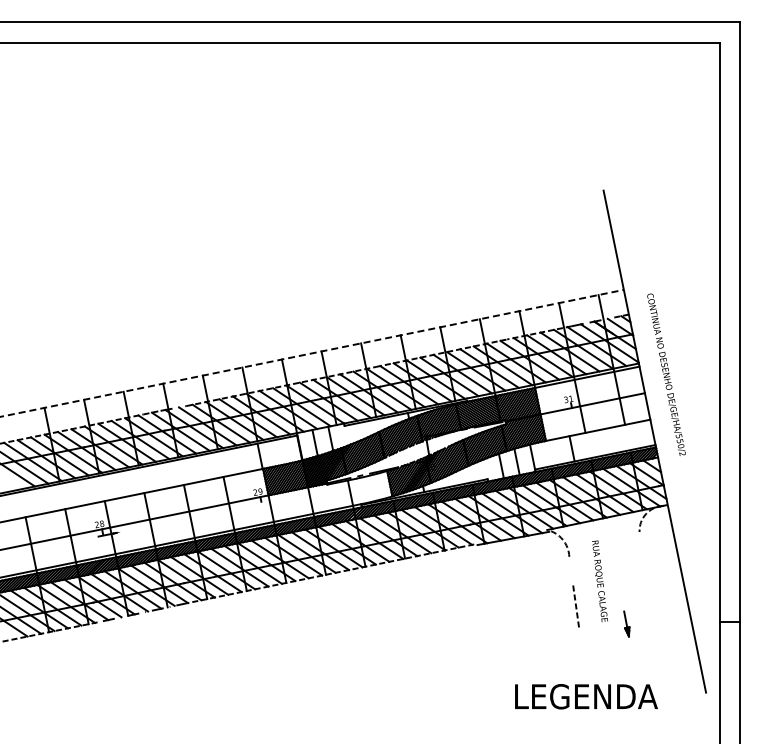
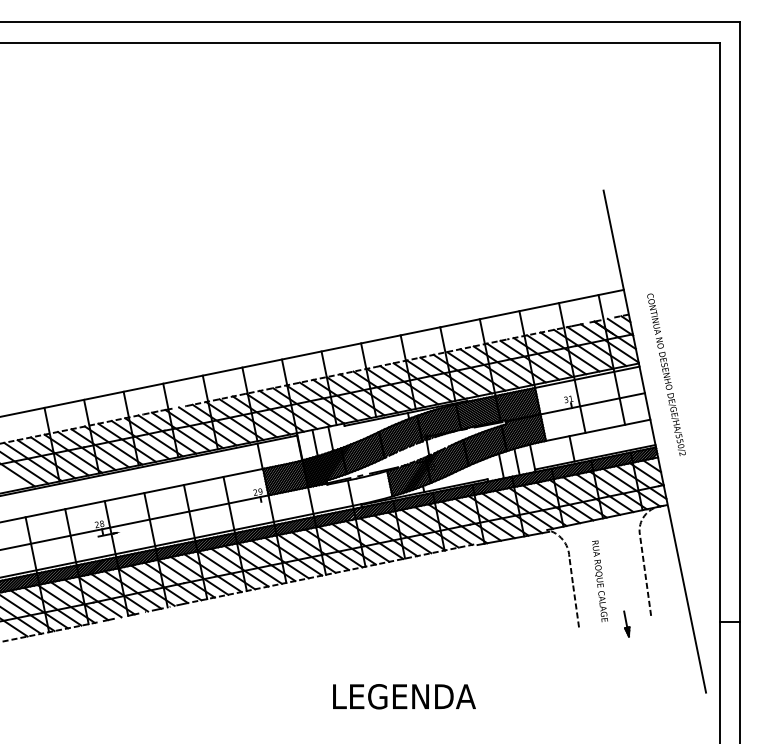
line: dashed -> solid (312, 353)
line: none -> present (570, 569)
line: none -> present (645, 573)
text position: (586, 696) -> (404, 696) (404, 696)
